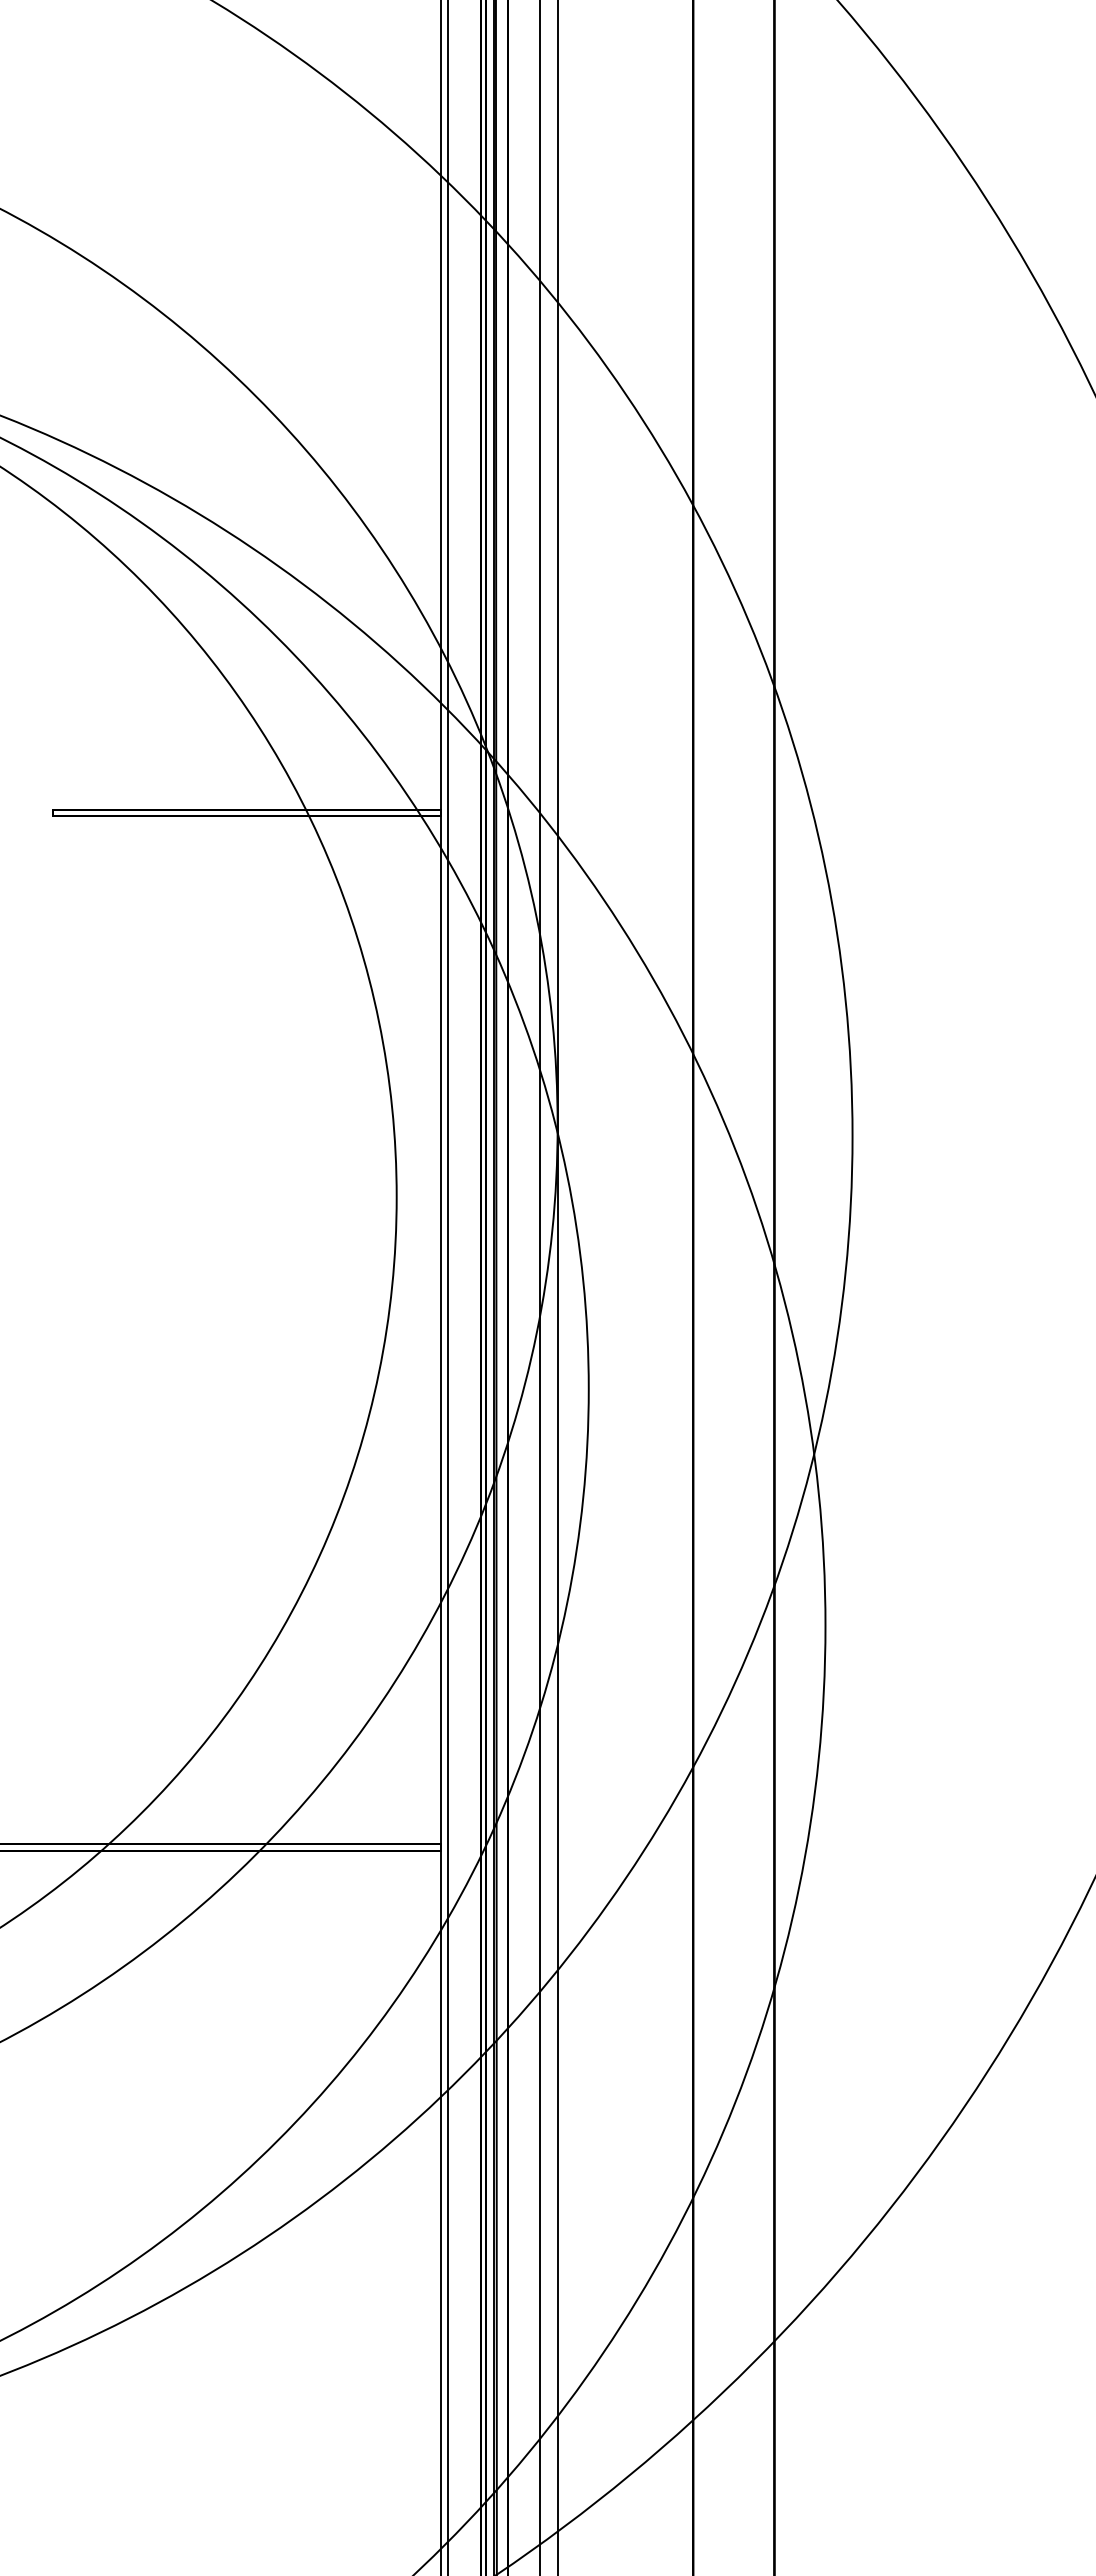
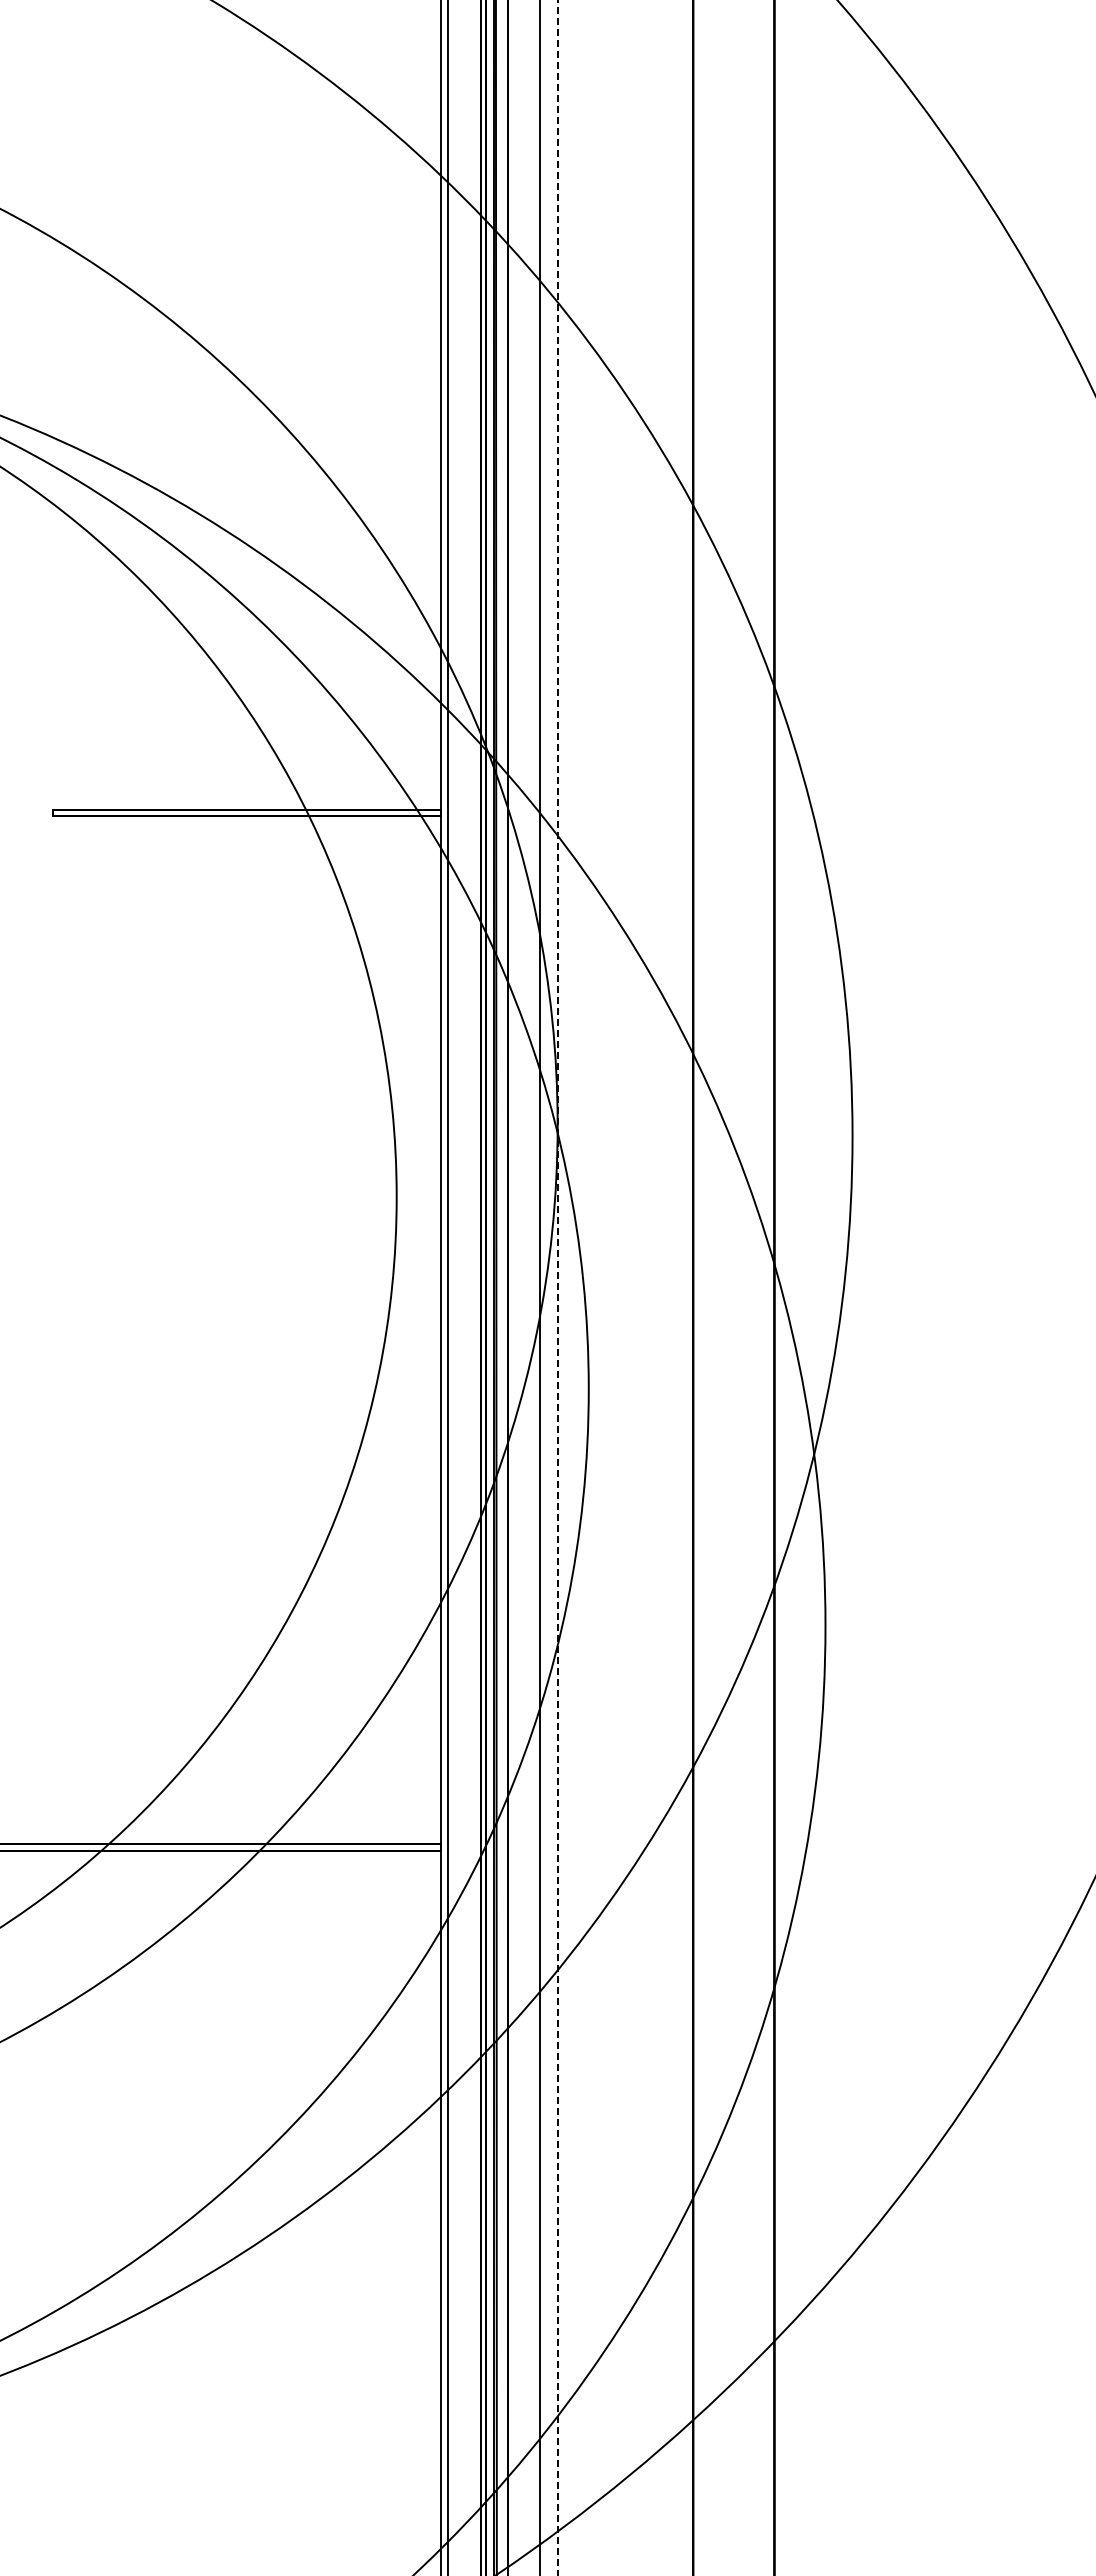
line: solid -> dashed (558, 1287)
